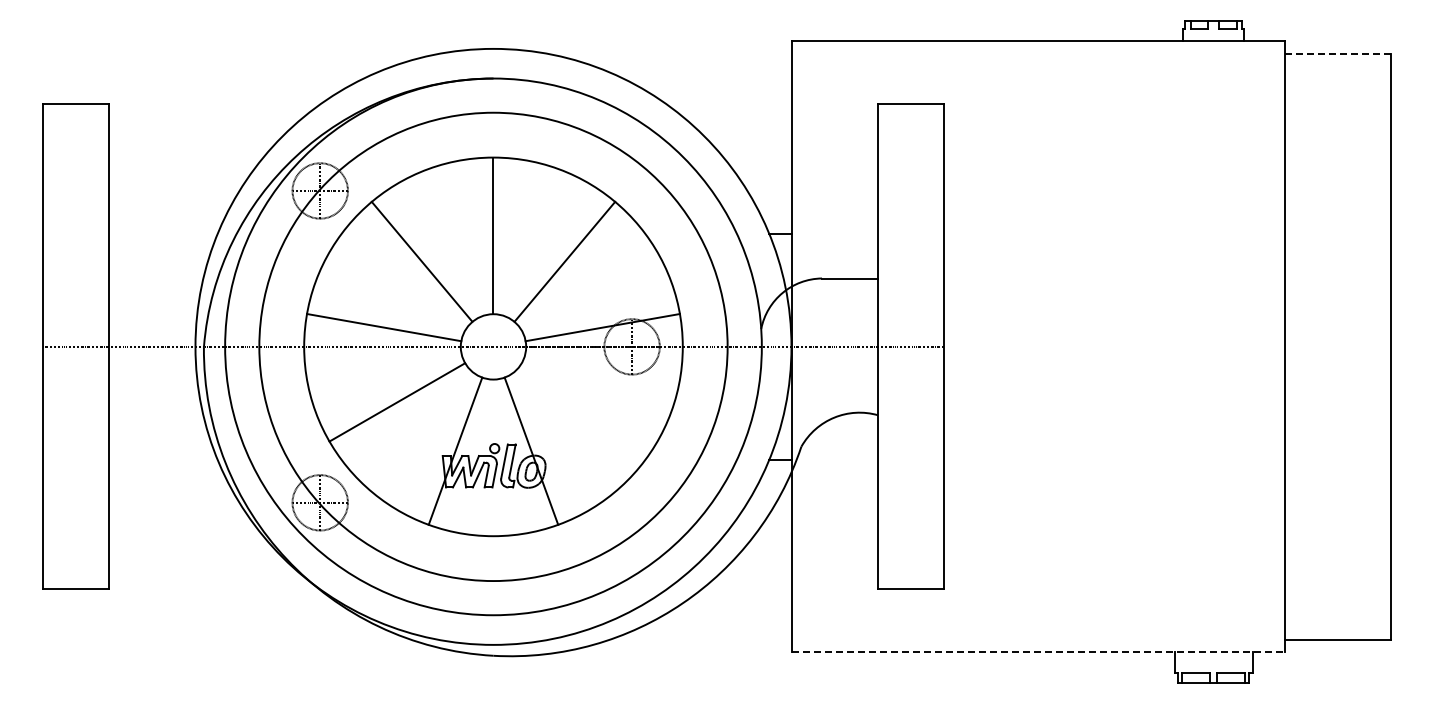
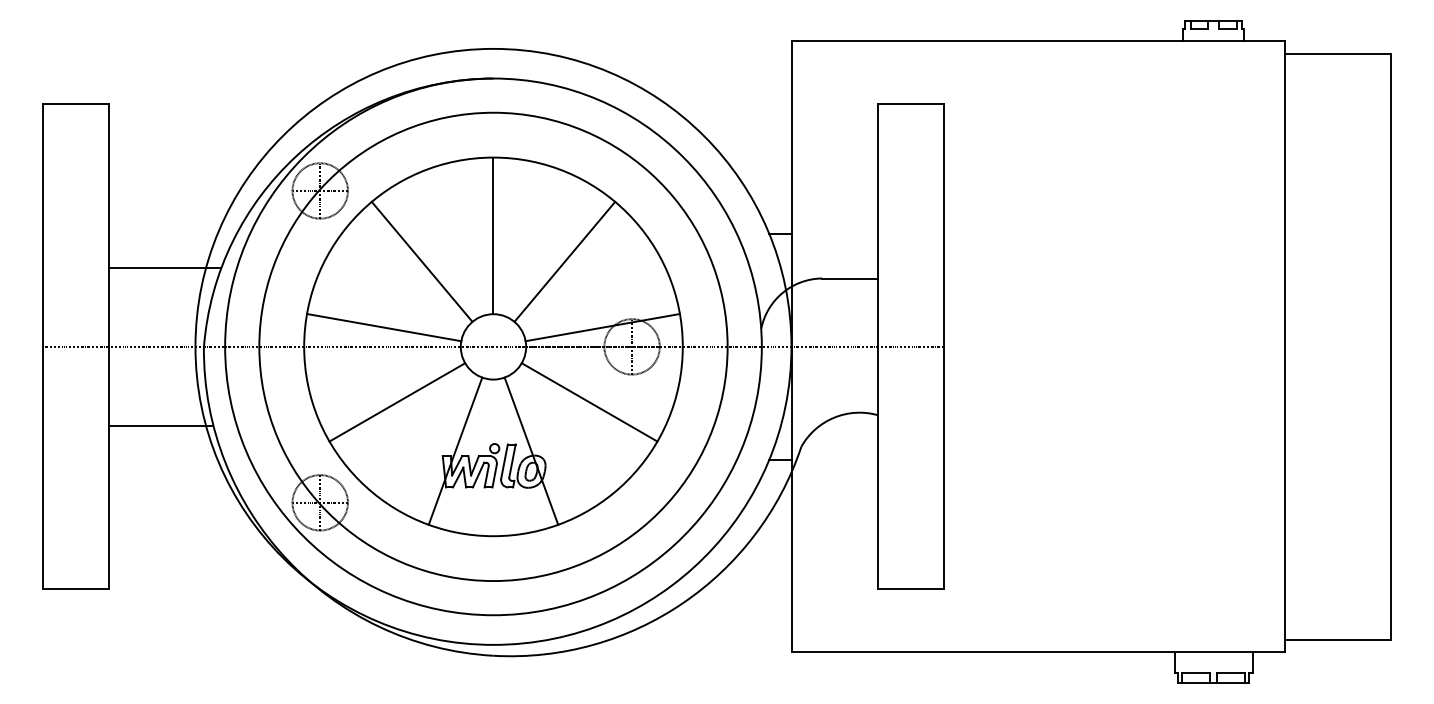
line: dashed -> solid (1337, 54)
line: none -> present (164, 267)
line: none -> present (589, 402)
line: none -> present (160, 426)
line: dashed -> solid (1038, 652)
